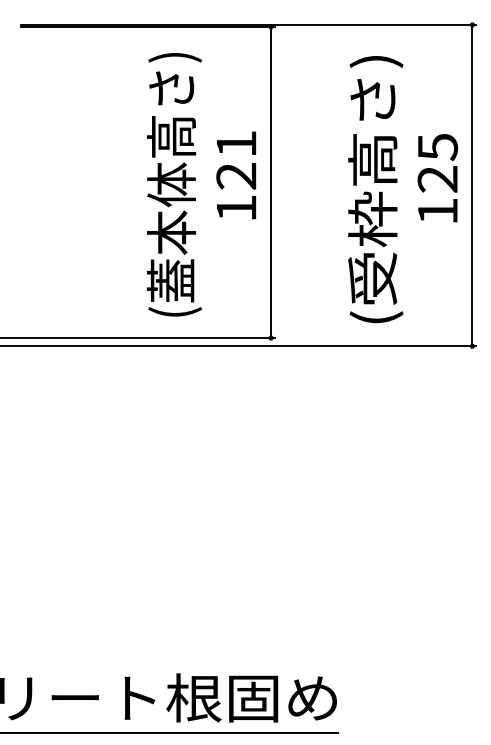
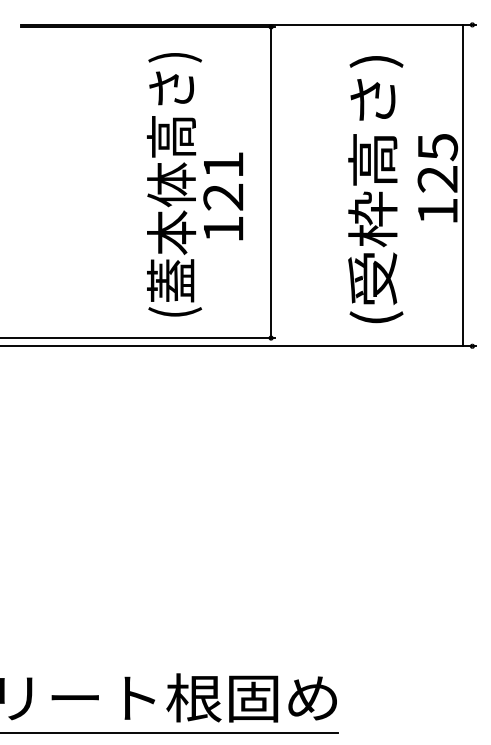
text position: (236, 175) -> (223, 196) (223, 196)
line position: (472, 185) -> (463, 185) (463, 185)
